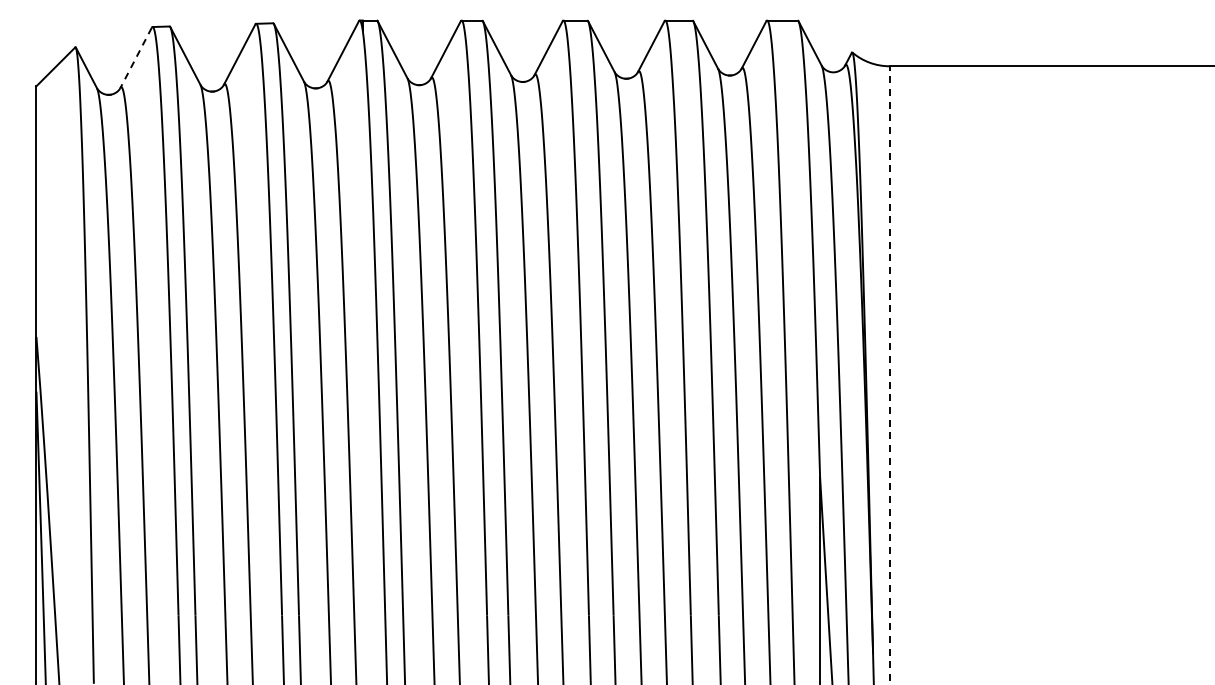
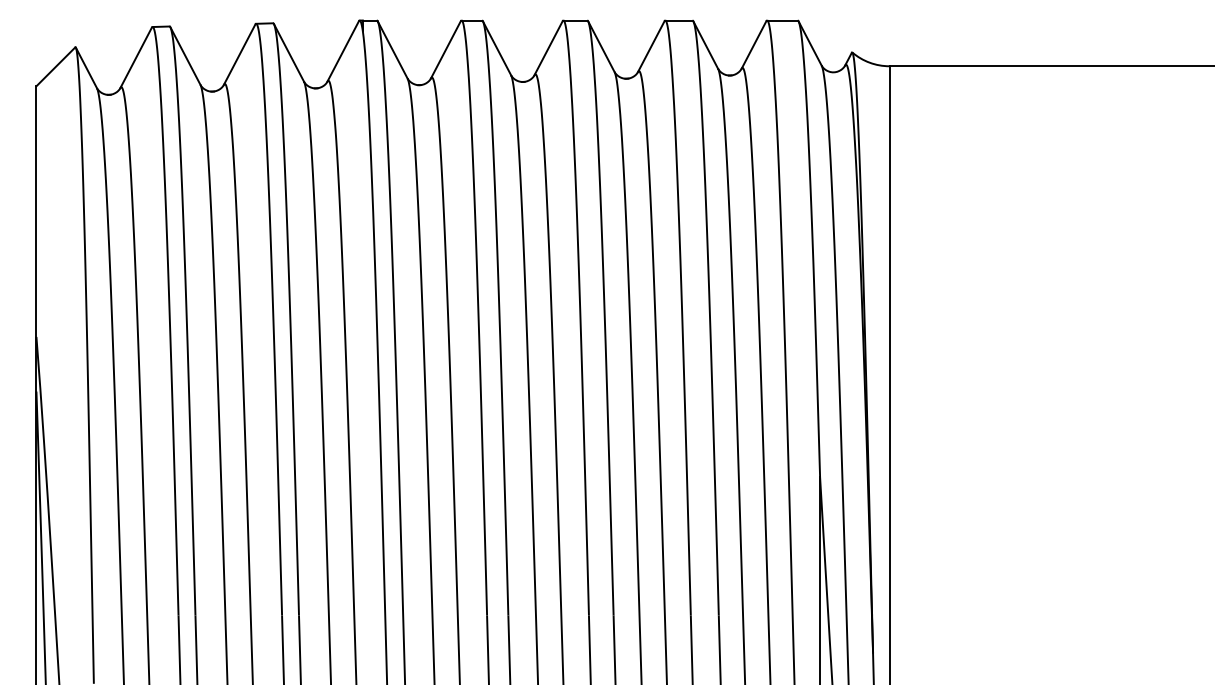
line: dashed -> solid (136, 58)
line: dashed -> solid (889, 375)
